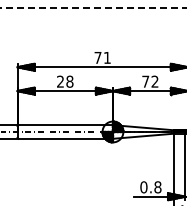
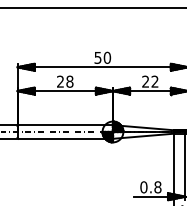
line: dashed -> solid (93, 8)
text: 71 -> 50 (102, 57)
text: 72 -> 22 (145, 81)
